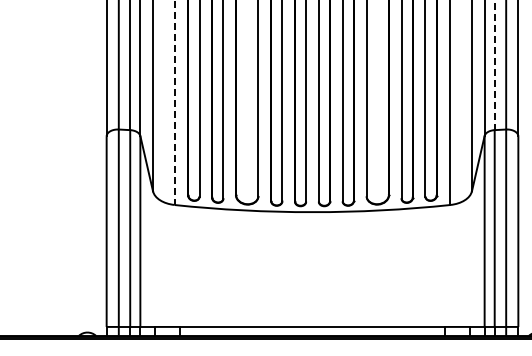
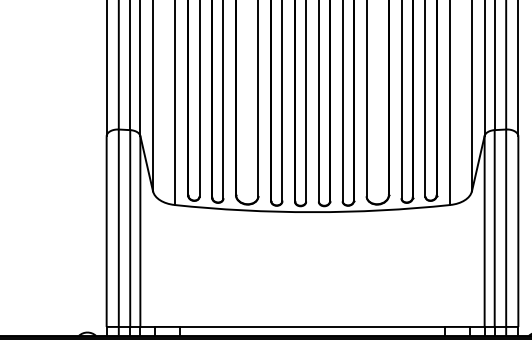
line: dashed -> solid (494, 65)
line: dashed -> solid (174, 102)
